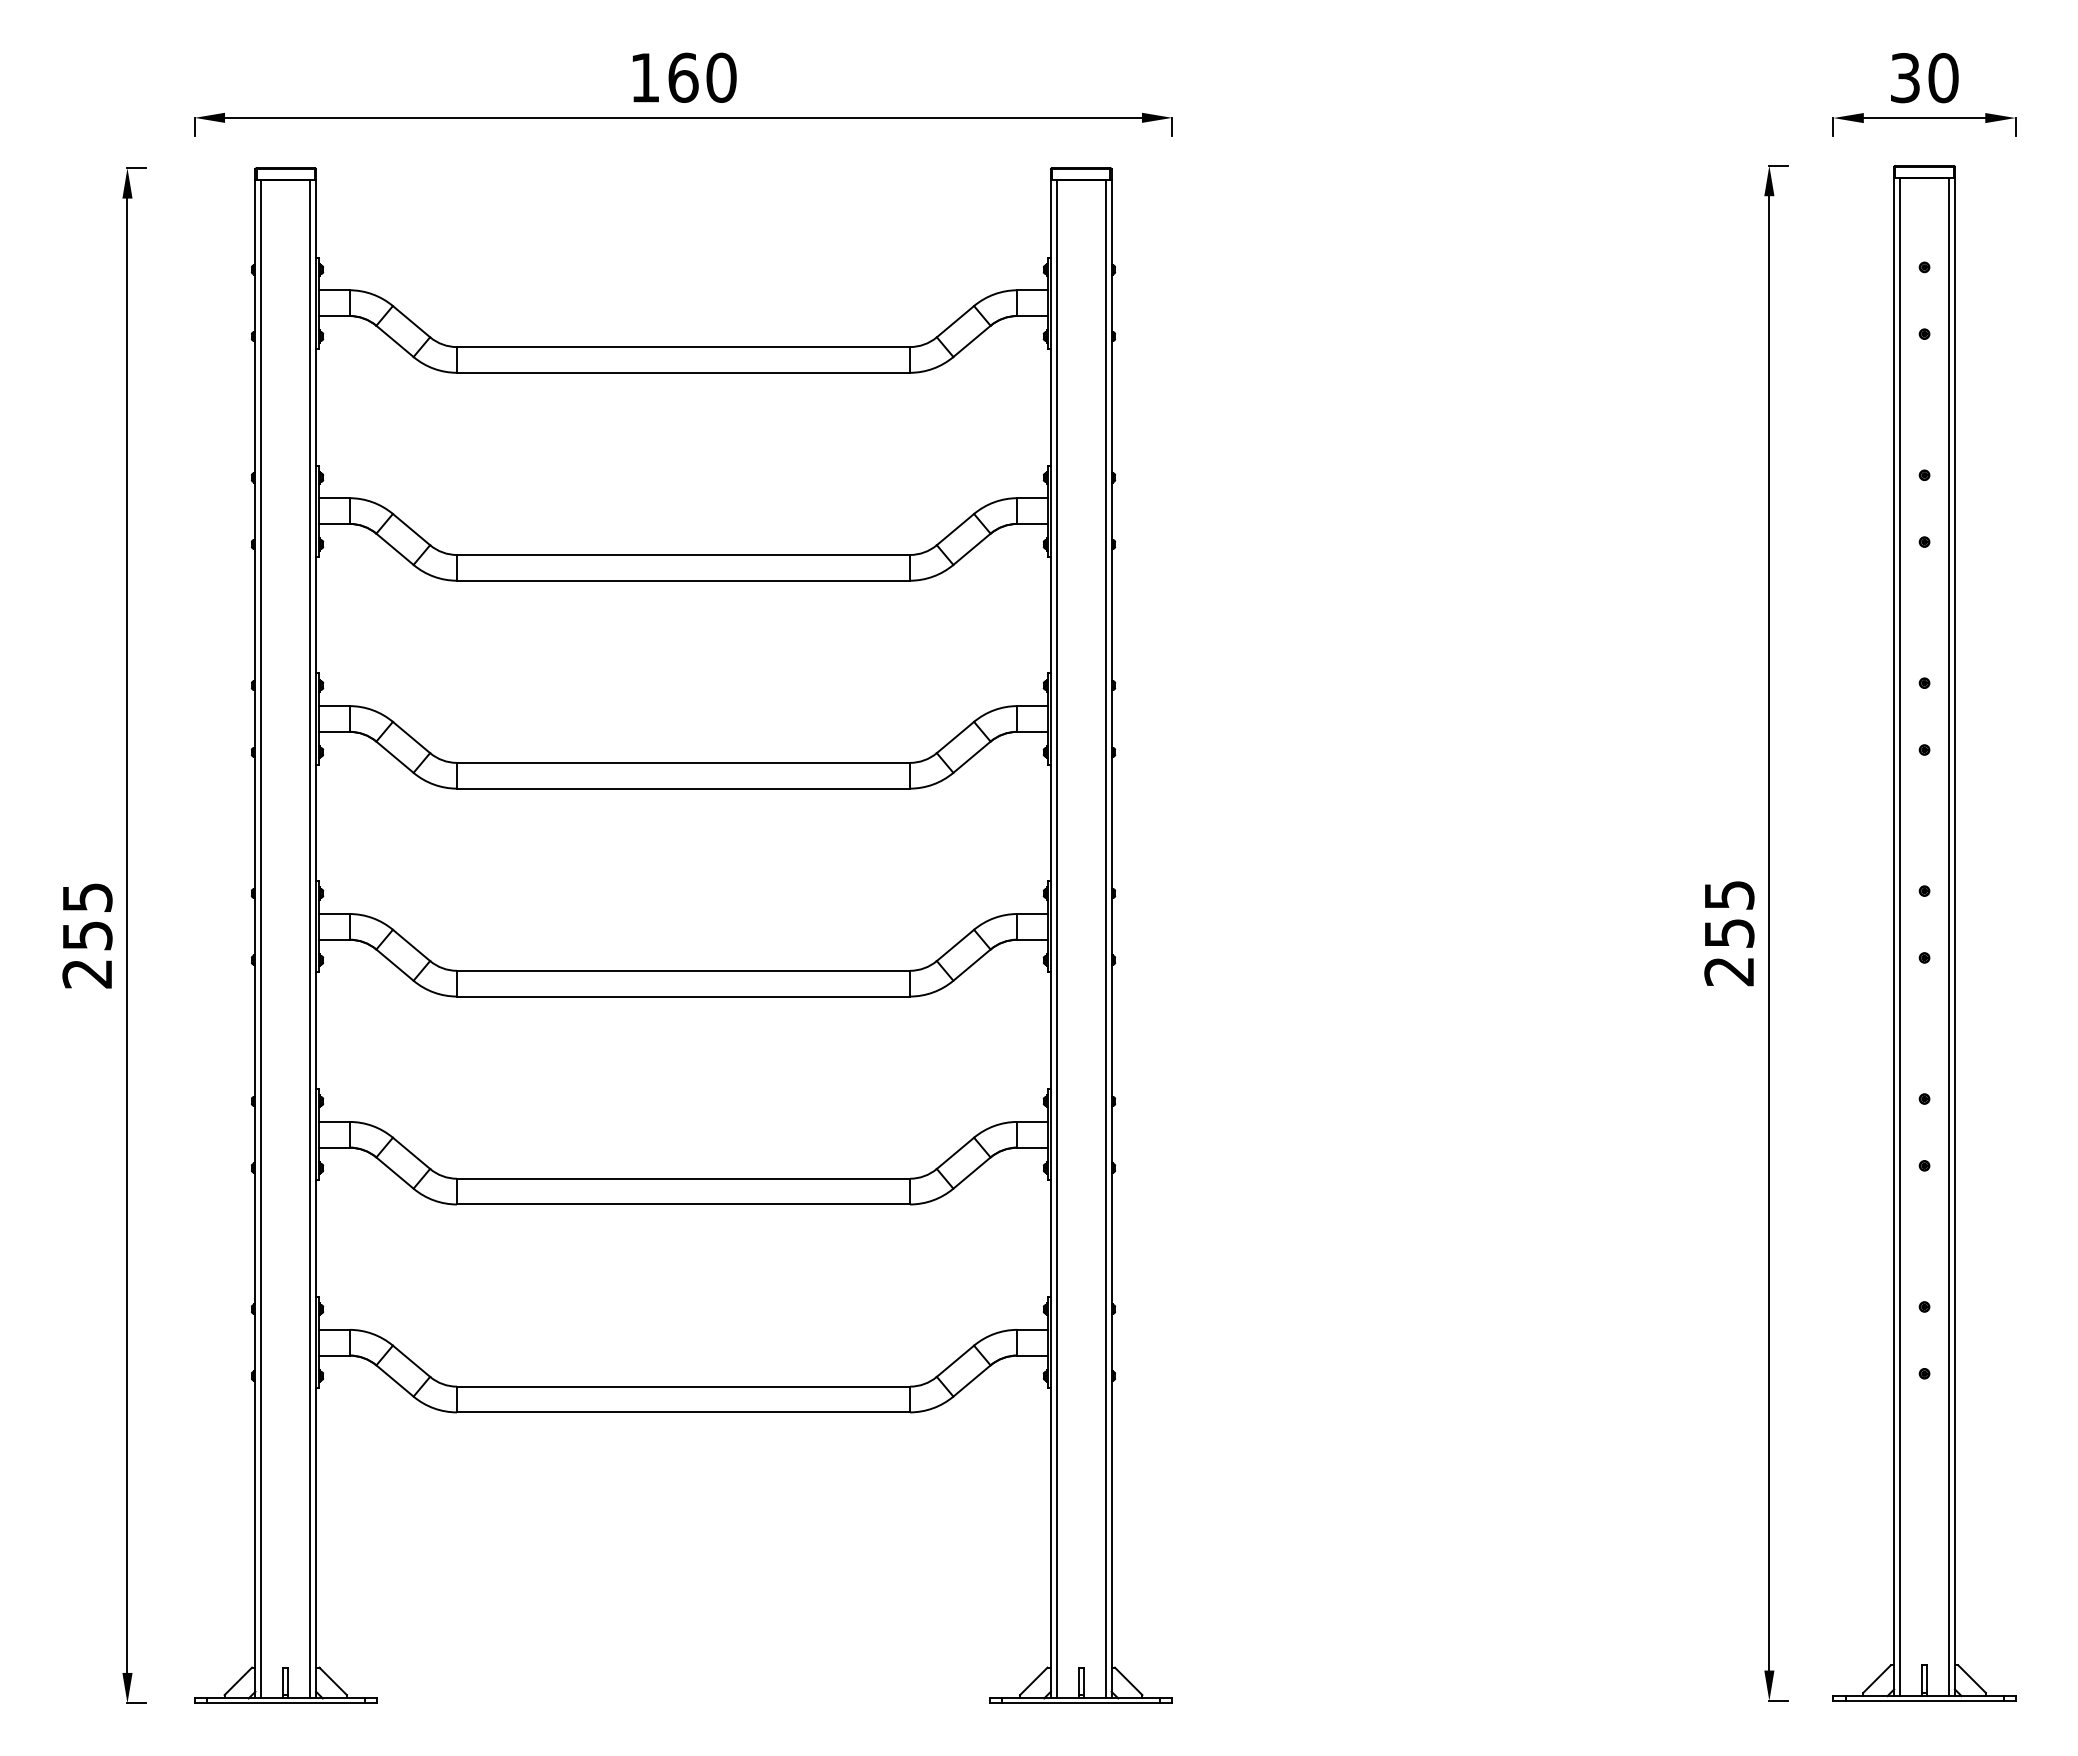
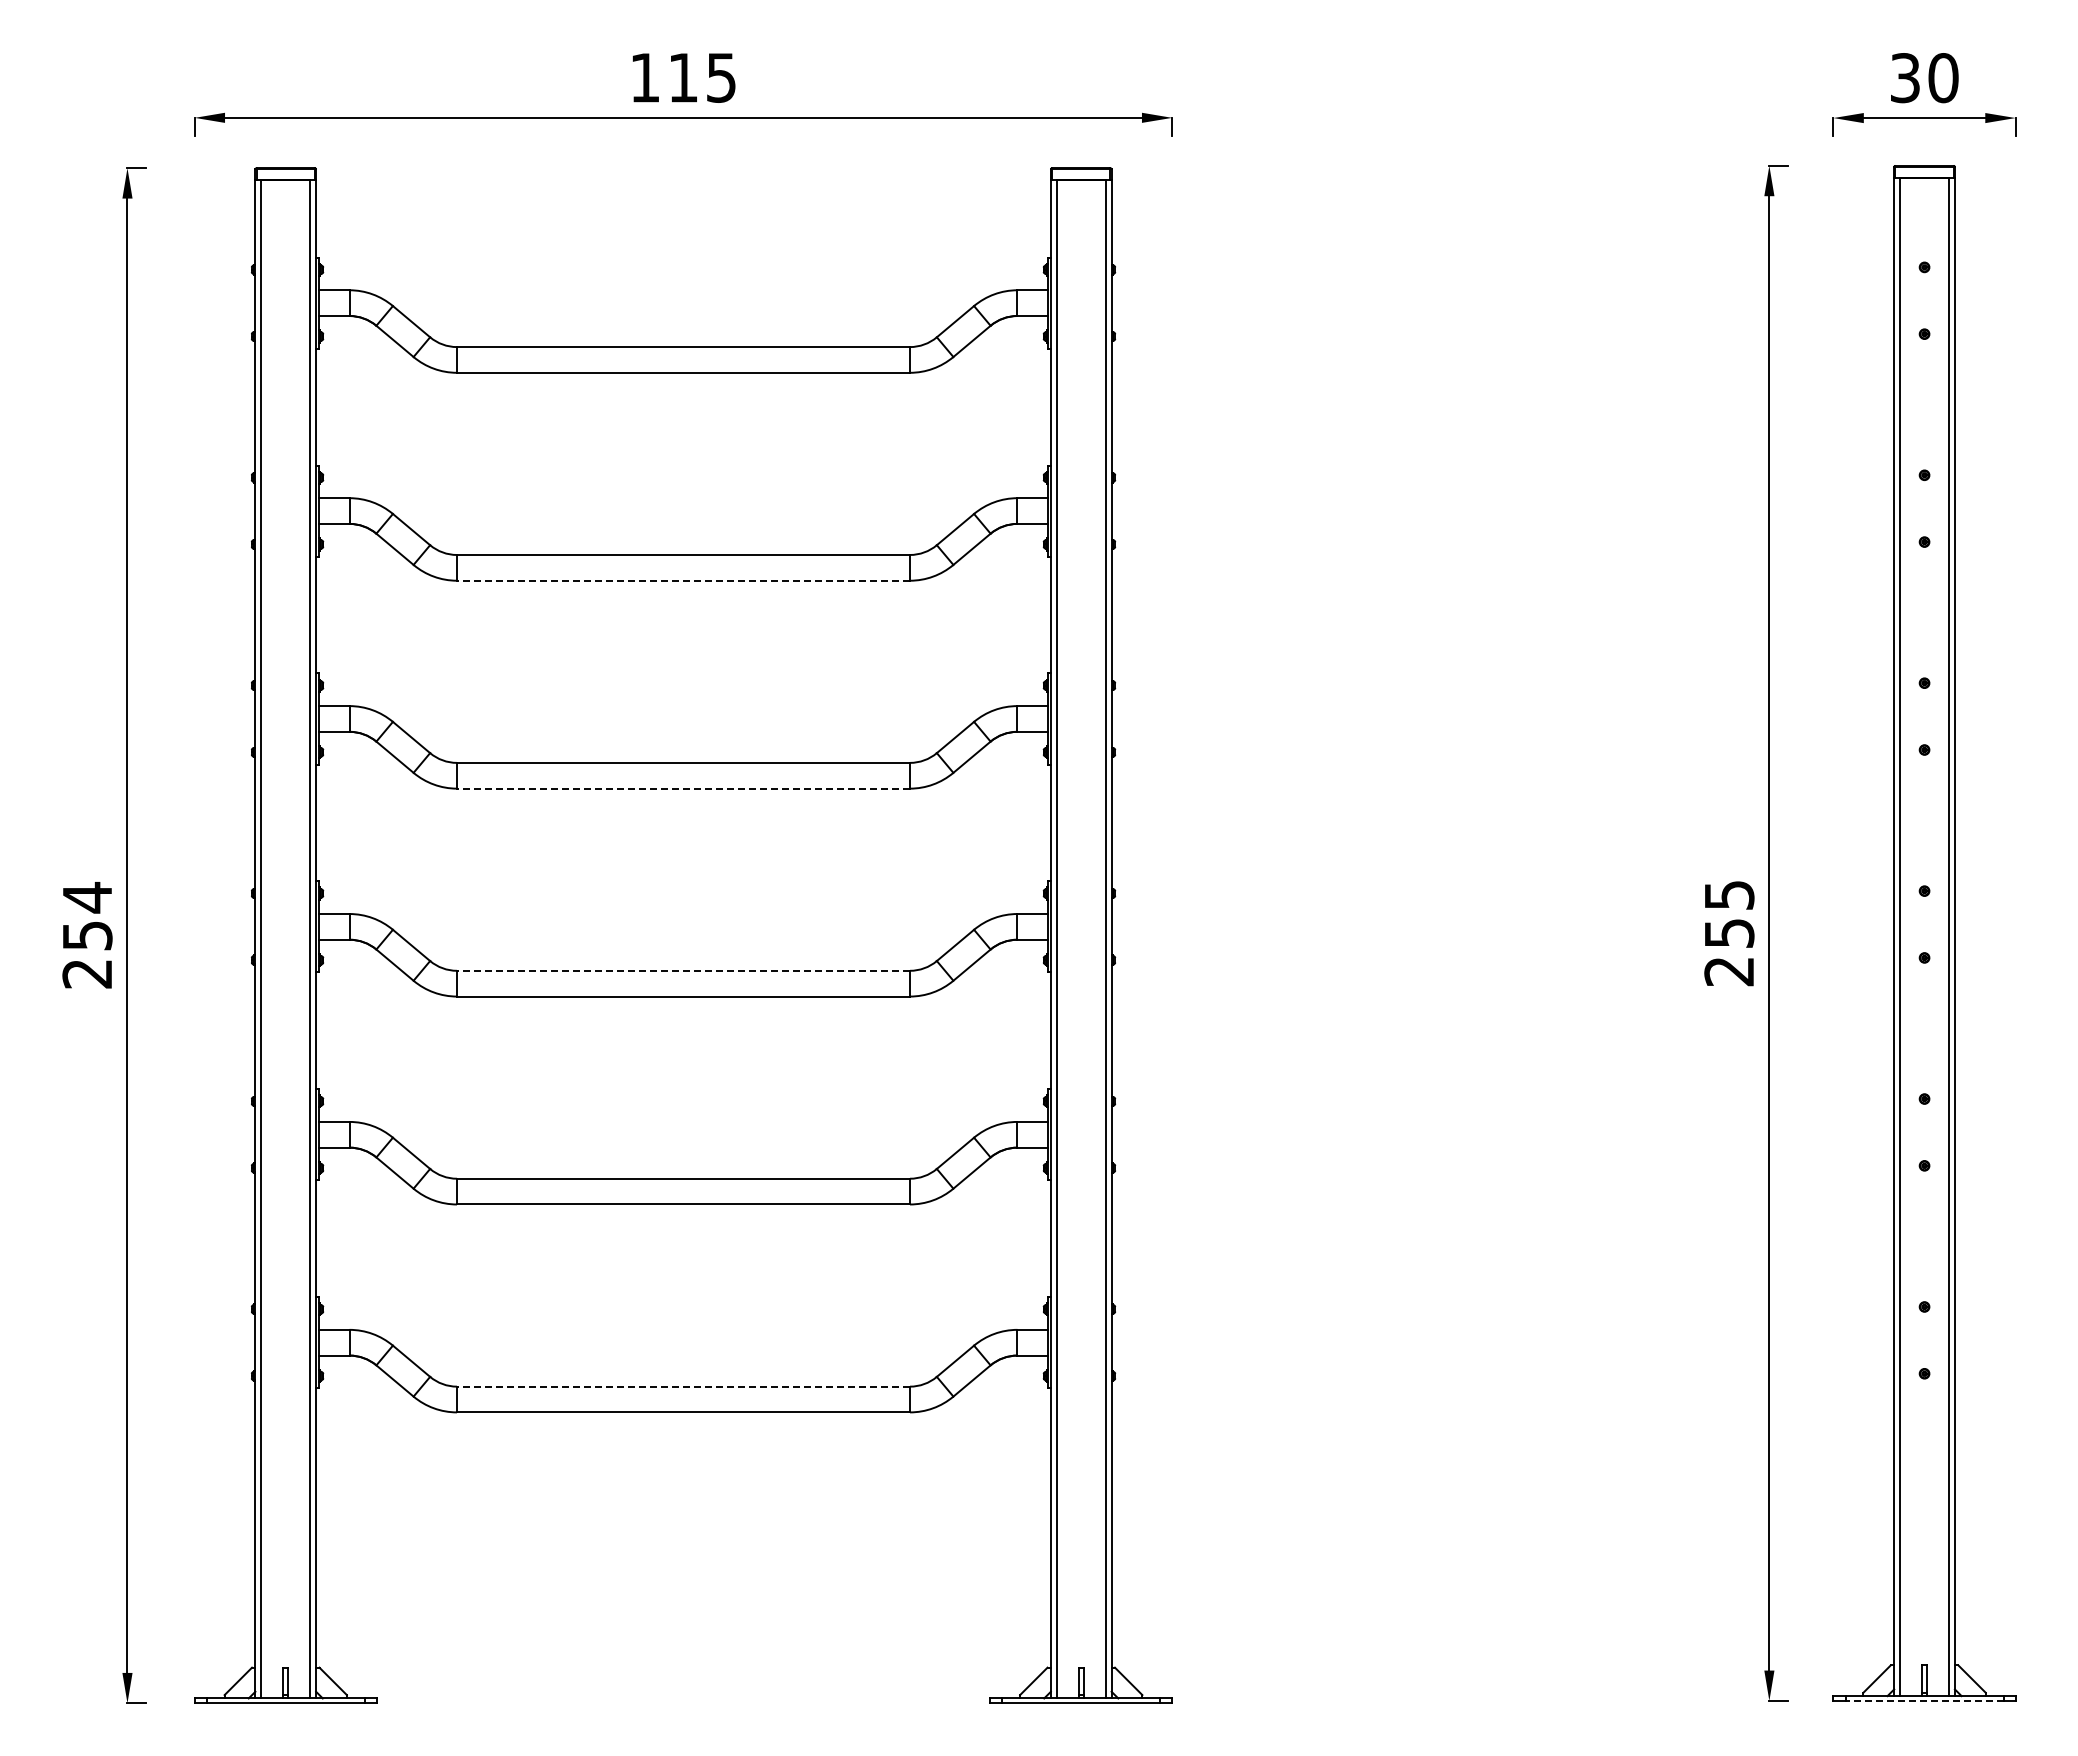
text: 160 -> 115 (702, 77)
line: solid -> dashed (683, 580)
line: solid -> dashed (683, 788)
text: 255 -> 254 (87, 897)
line: solid -> dashed (683, 970)
line: solid -> dashed (683, 1386)
line: solid -> dashed (1924, 1700)
